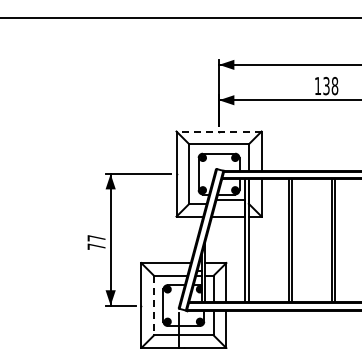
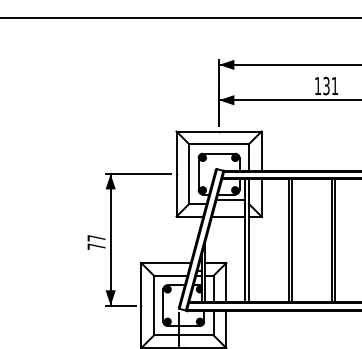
text: 138 -> 131 (334, 86)
line: dashed -> solid (219, 131)
line: dashed -> solid (154, 305)
